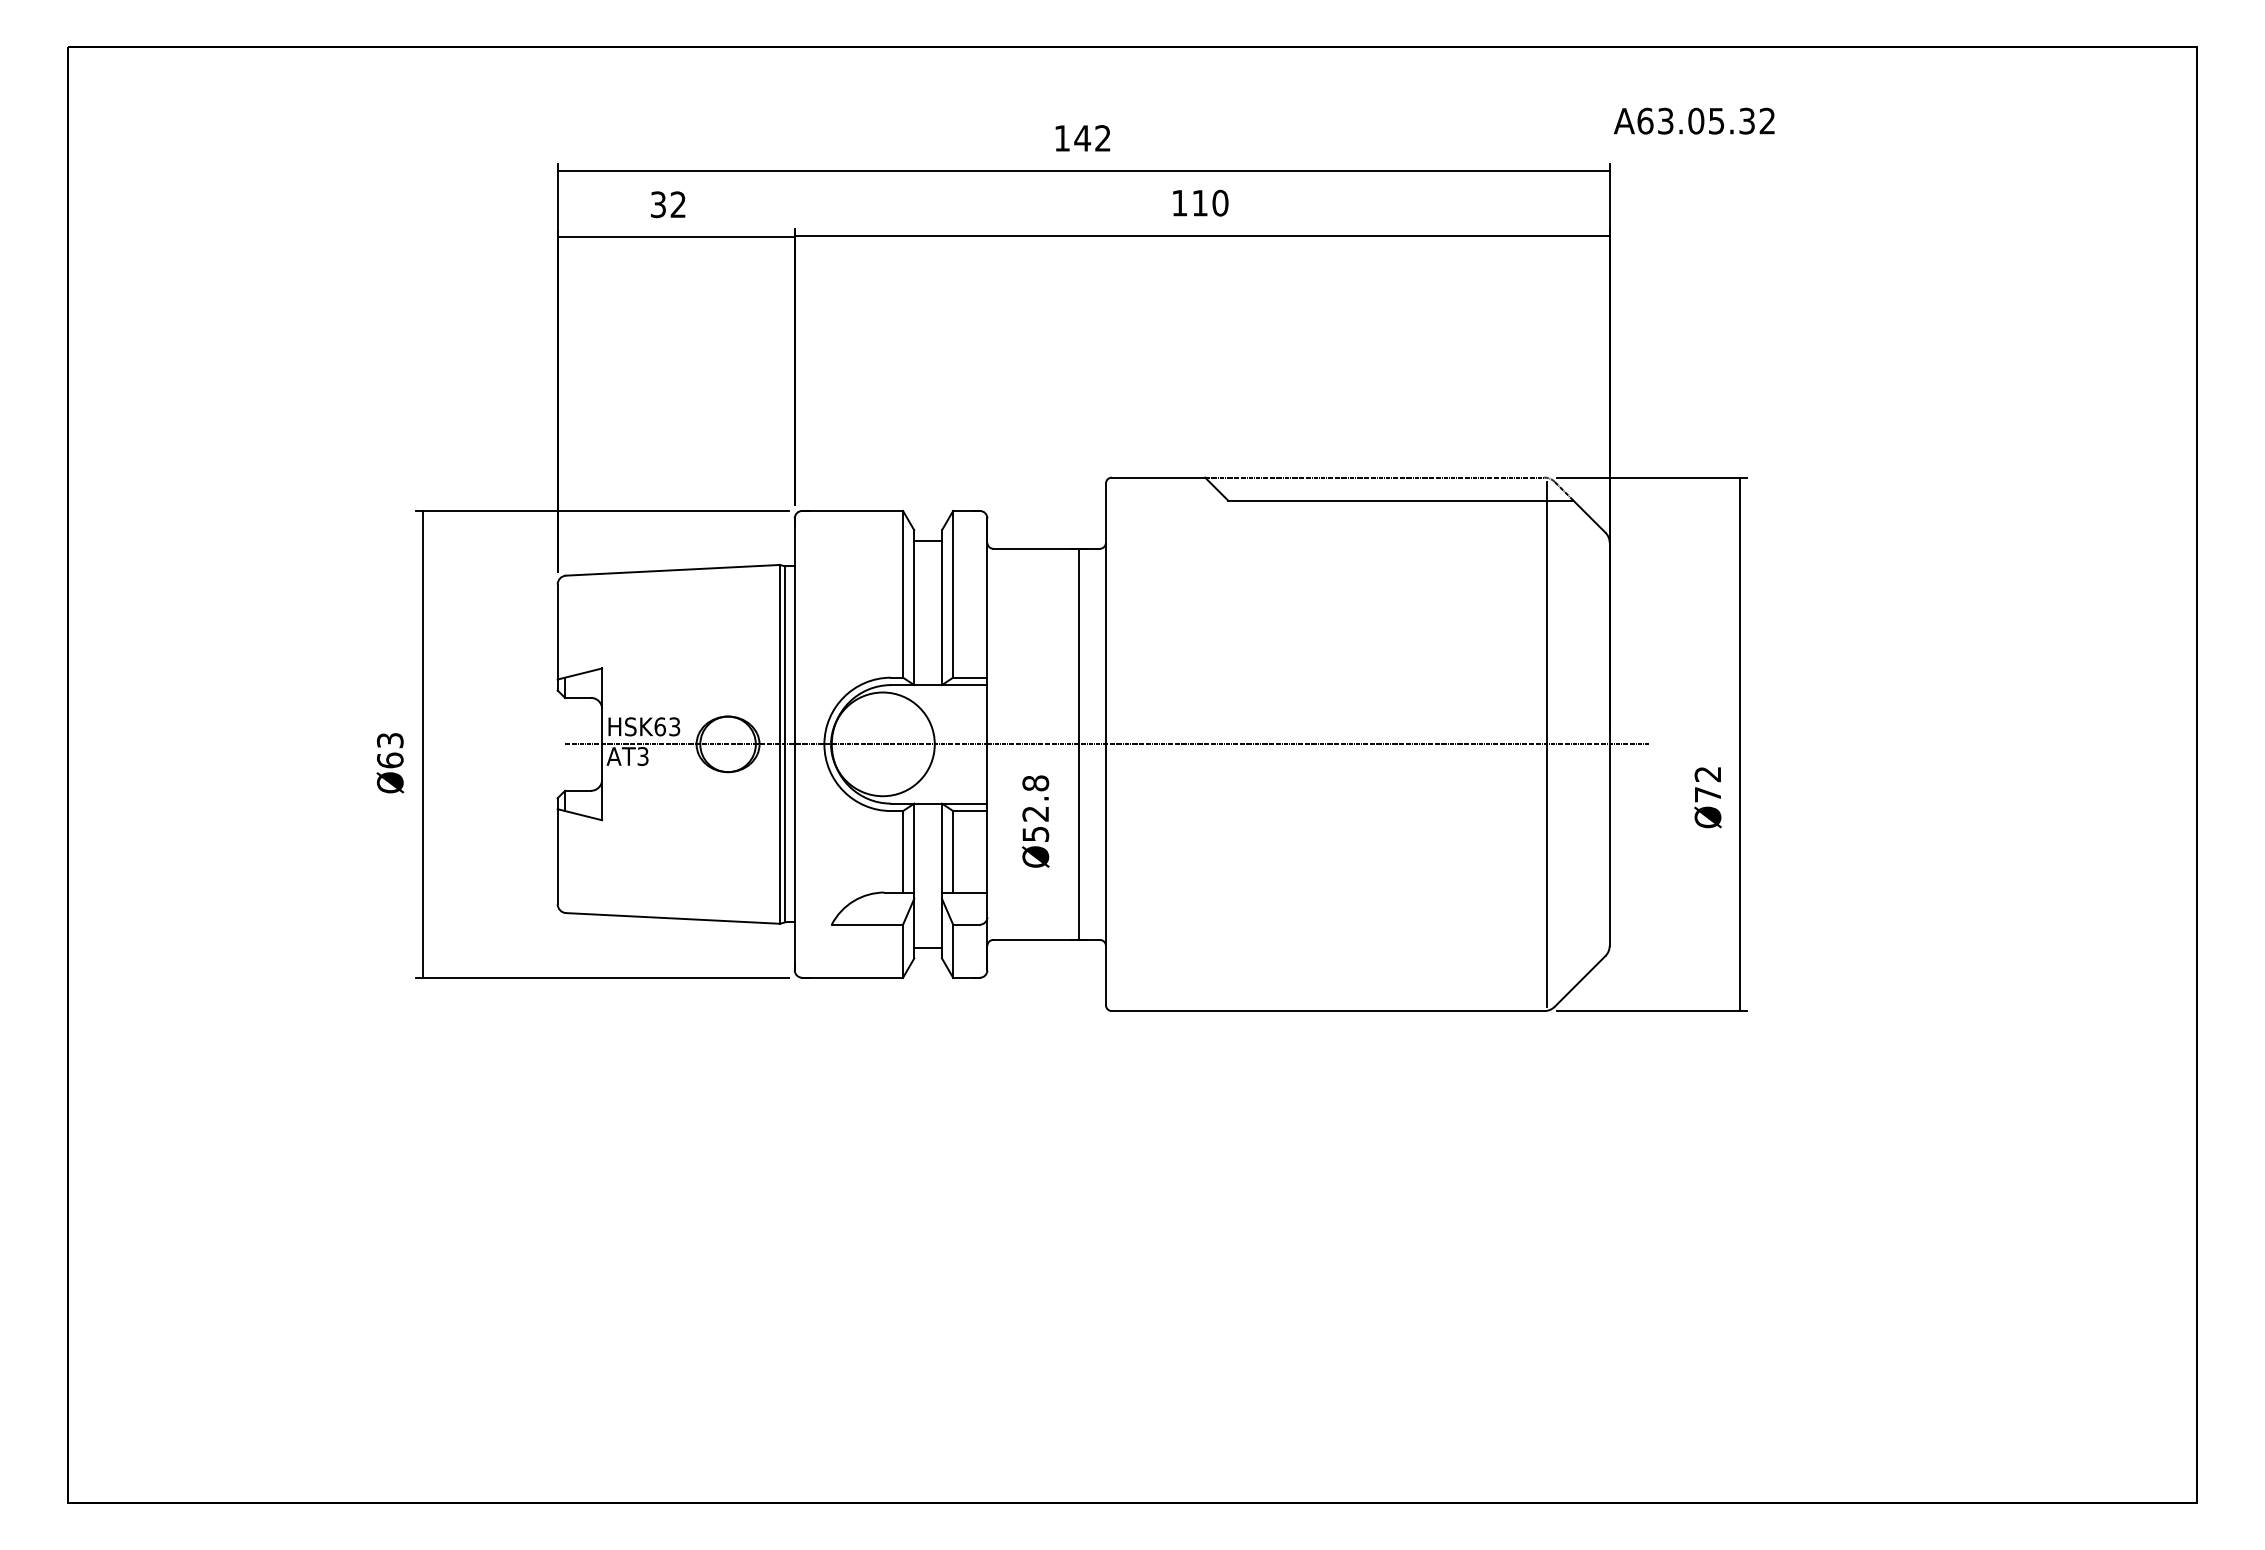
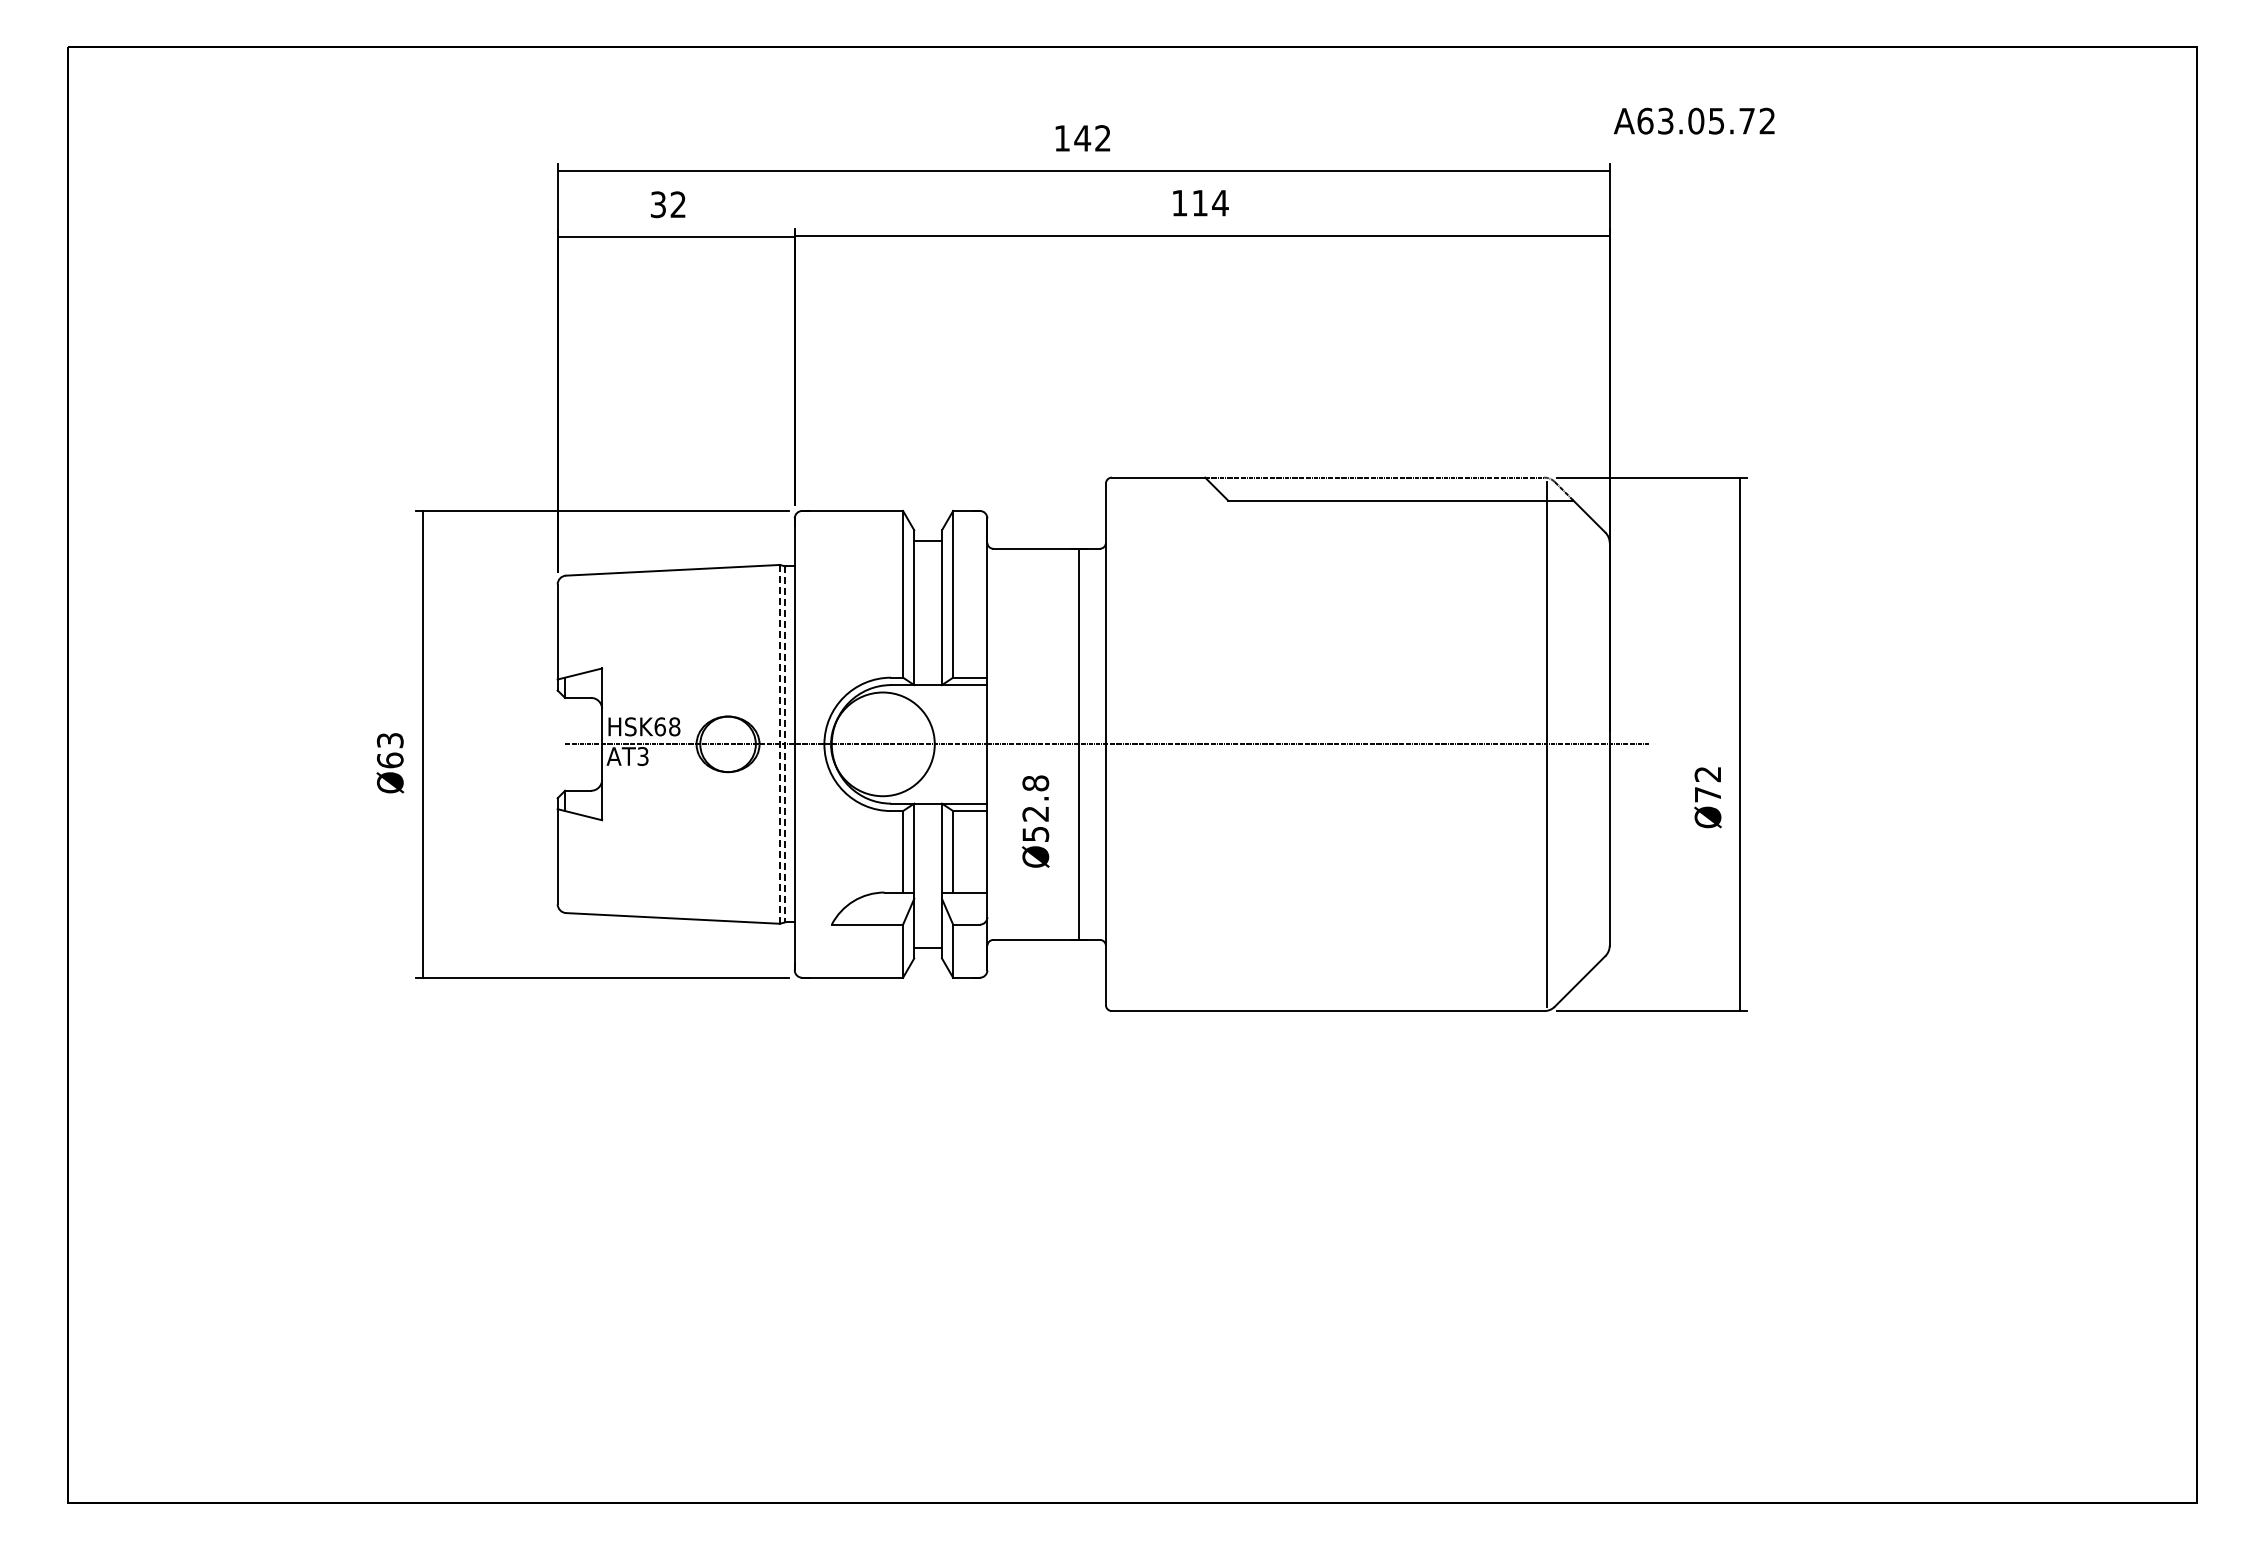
text: A63.05.32 -> A63.05.72 (1746, 120)
text: 110 -> 114 (1220, 202)
text: HSK63 -> HSK68 (674, 726)
line: solid -> dashed (779, 744)
line: solid -> dashed (785, 744)
